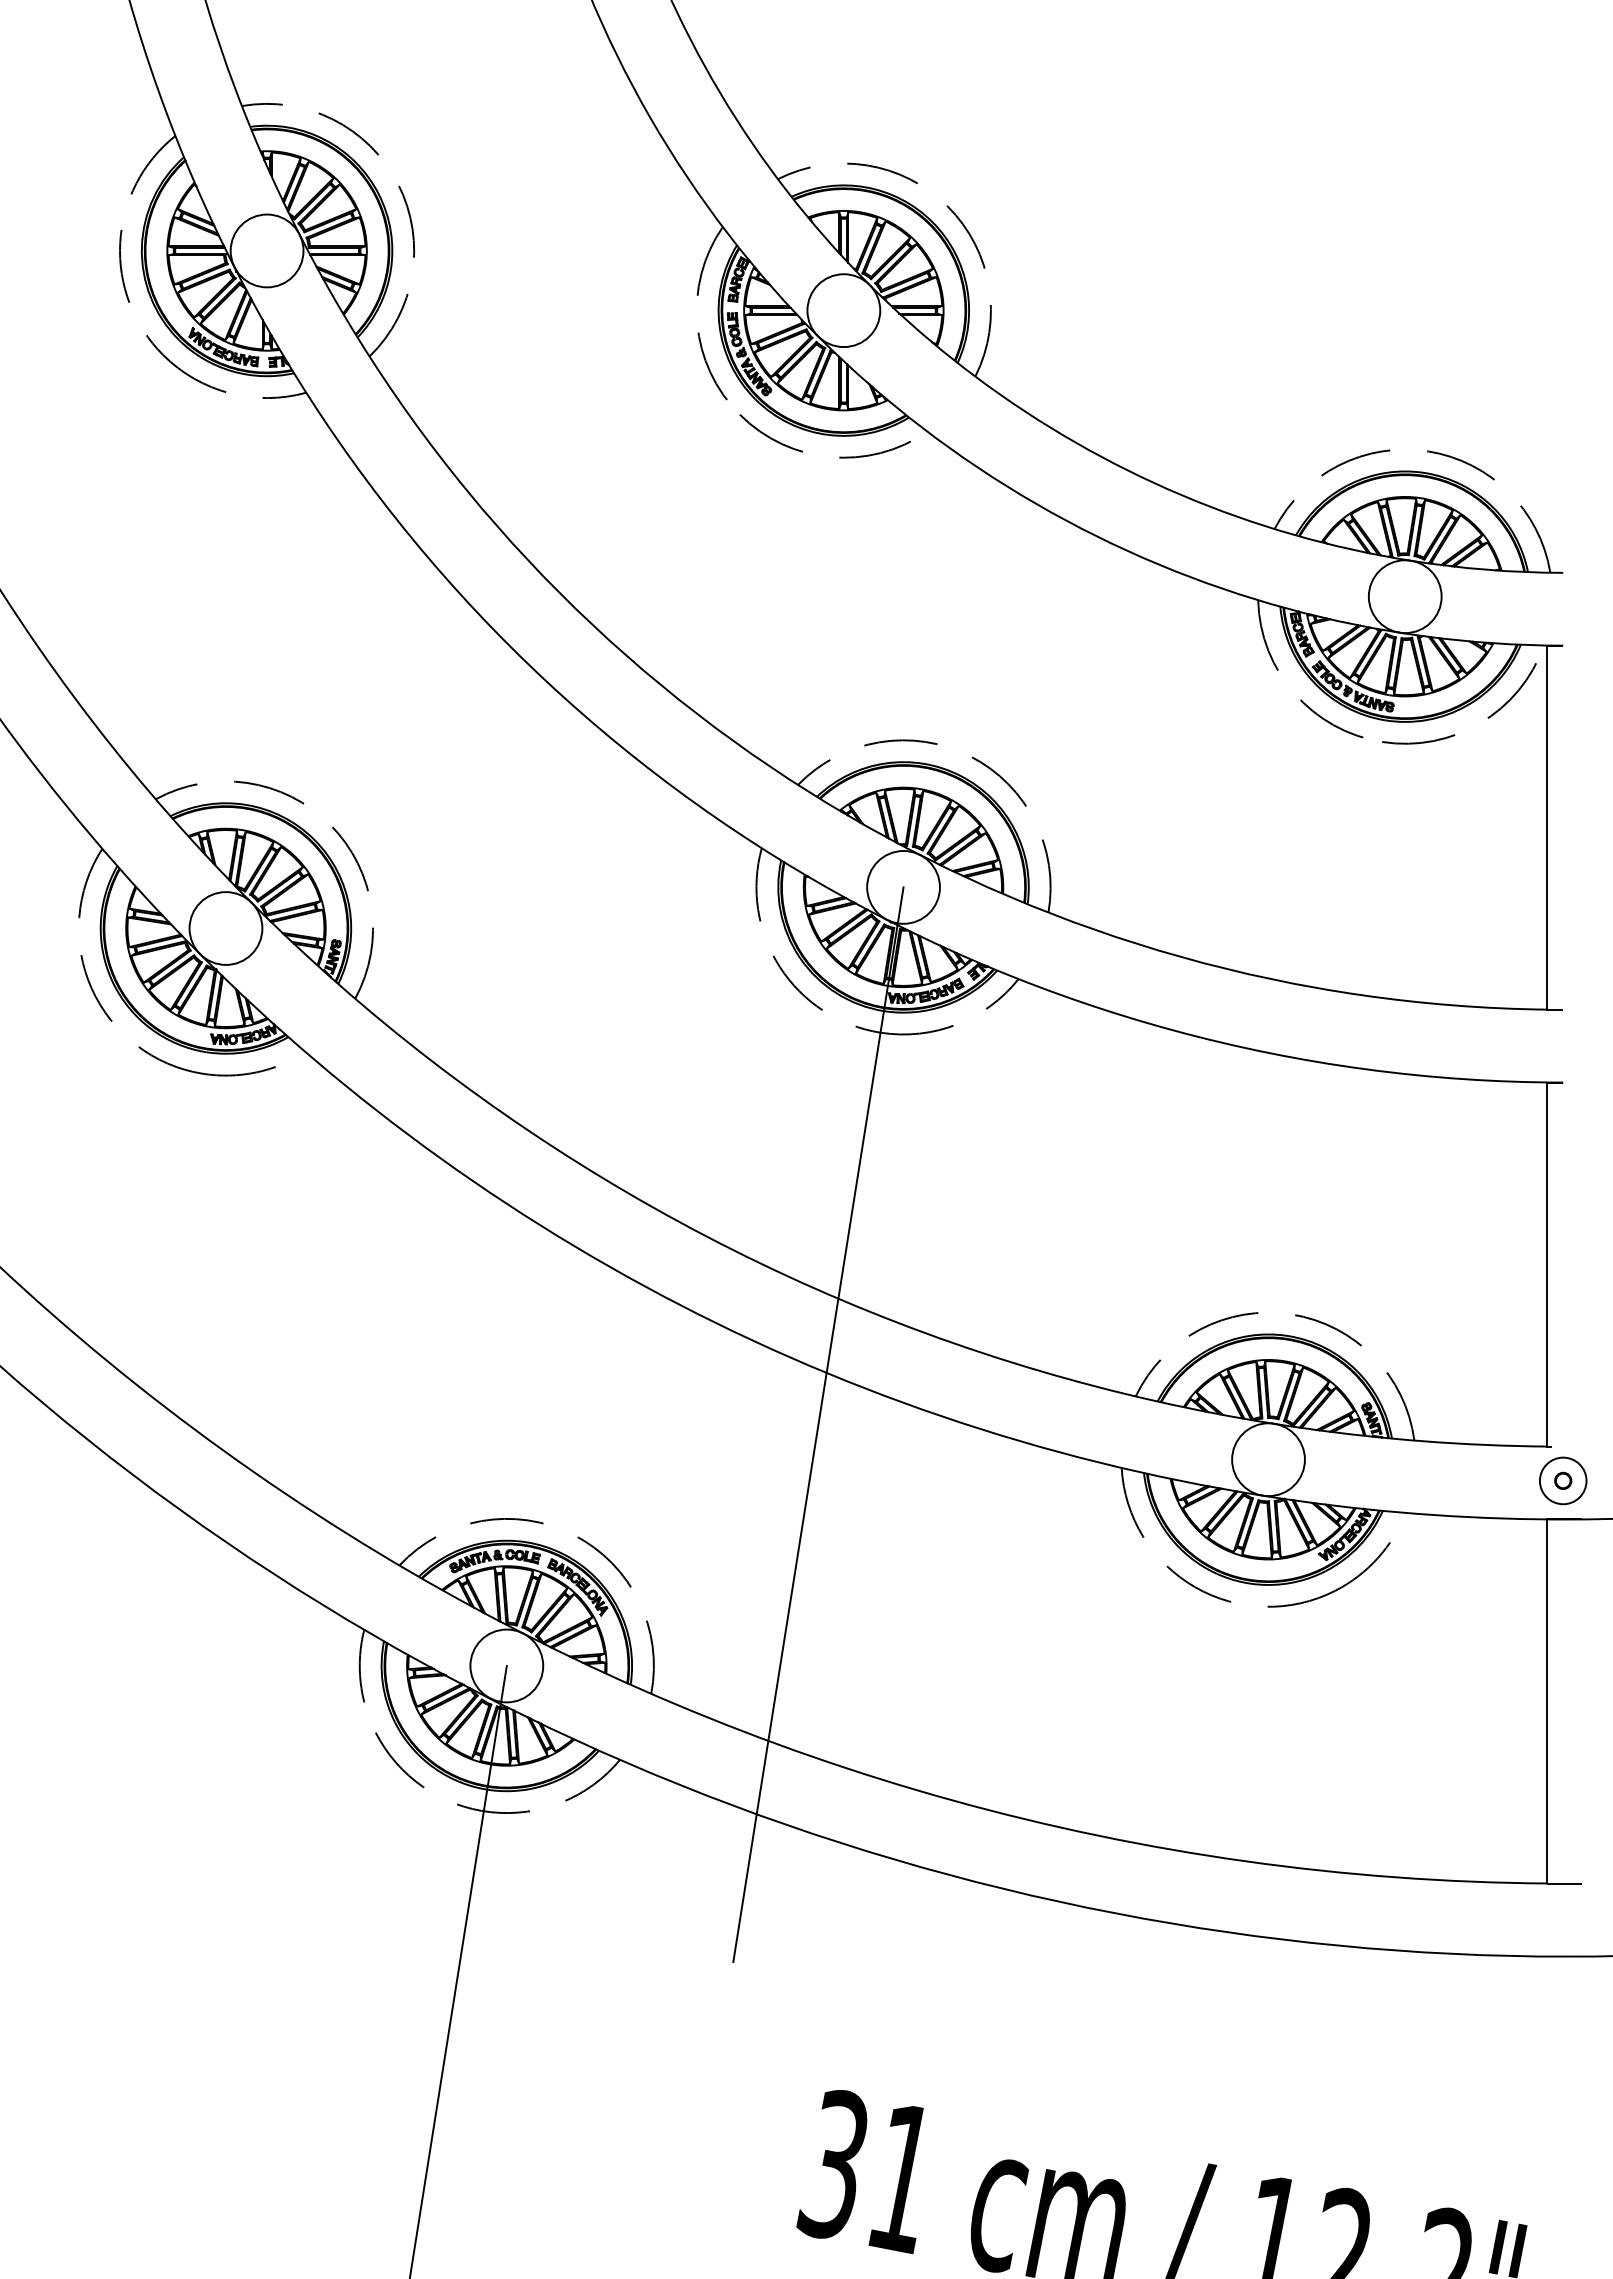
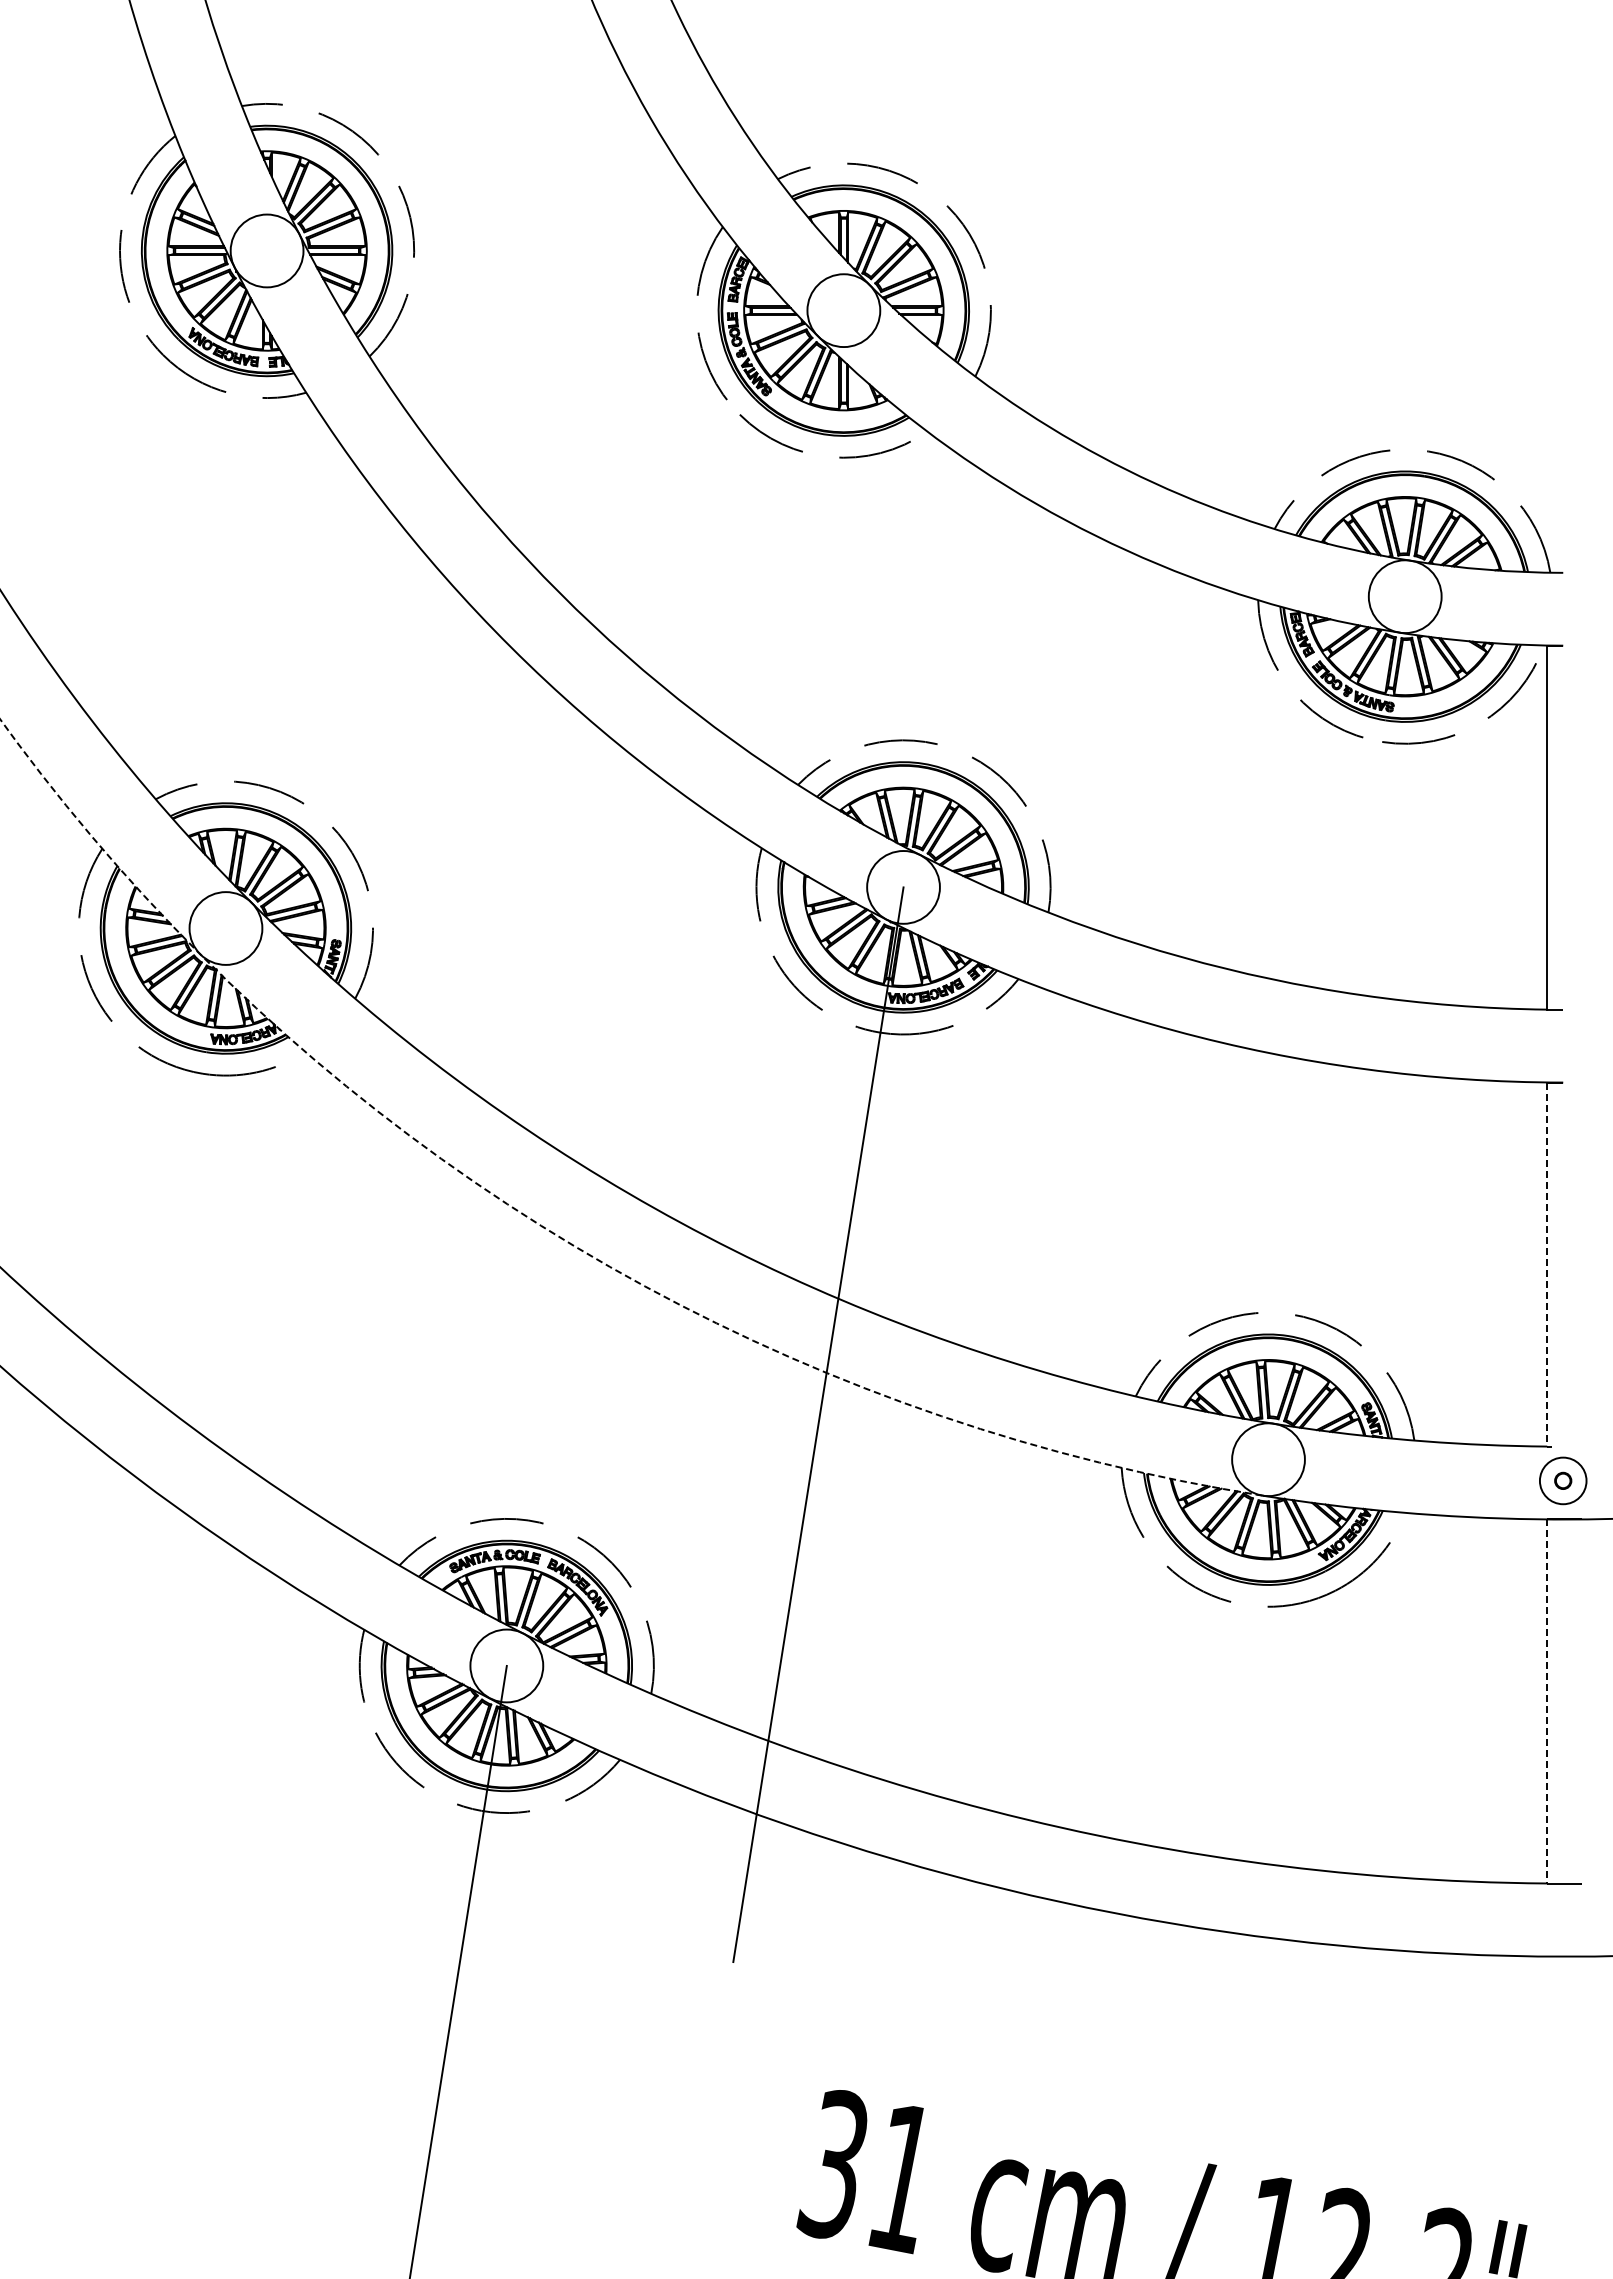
arc: solid -> dashed (556, 1234)
line: solid -> dashed (1547, 1264)
line: solid -> dashed (1547, 1701)
